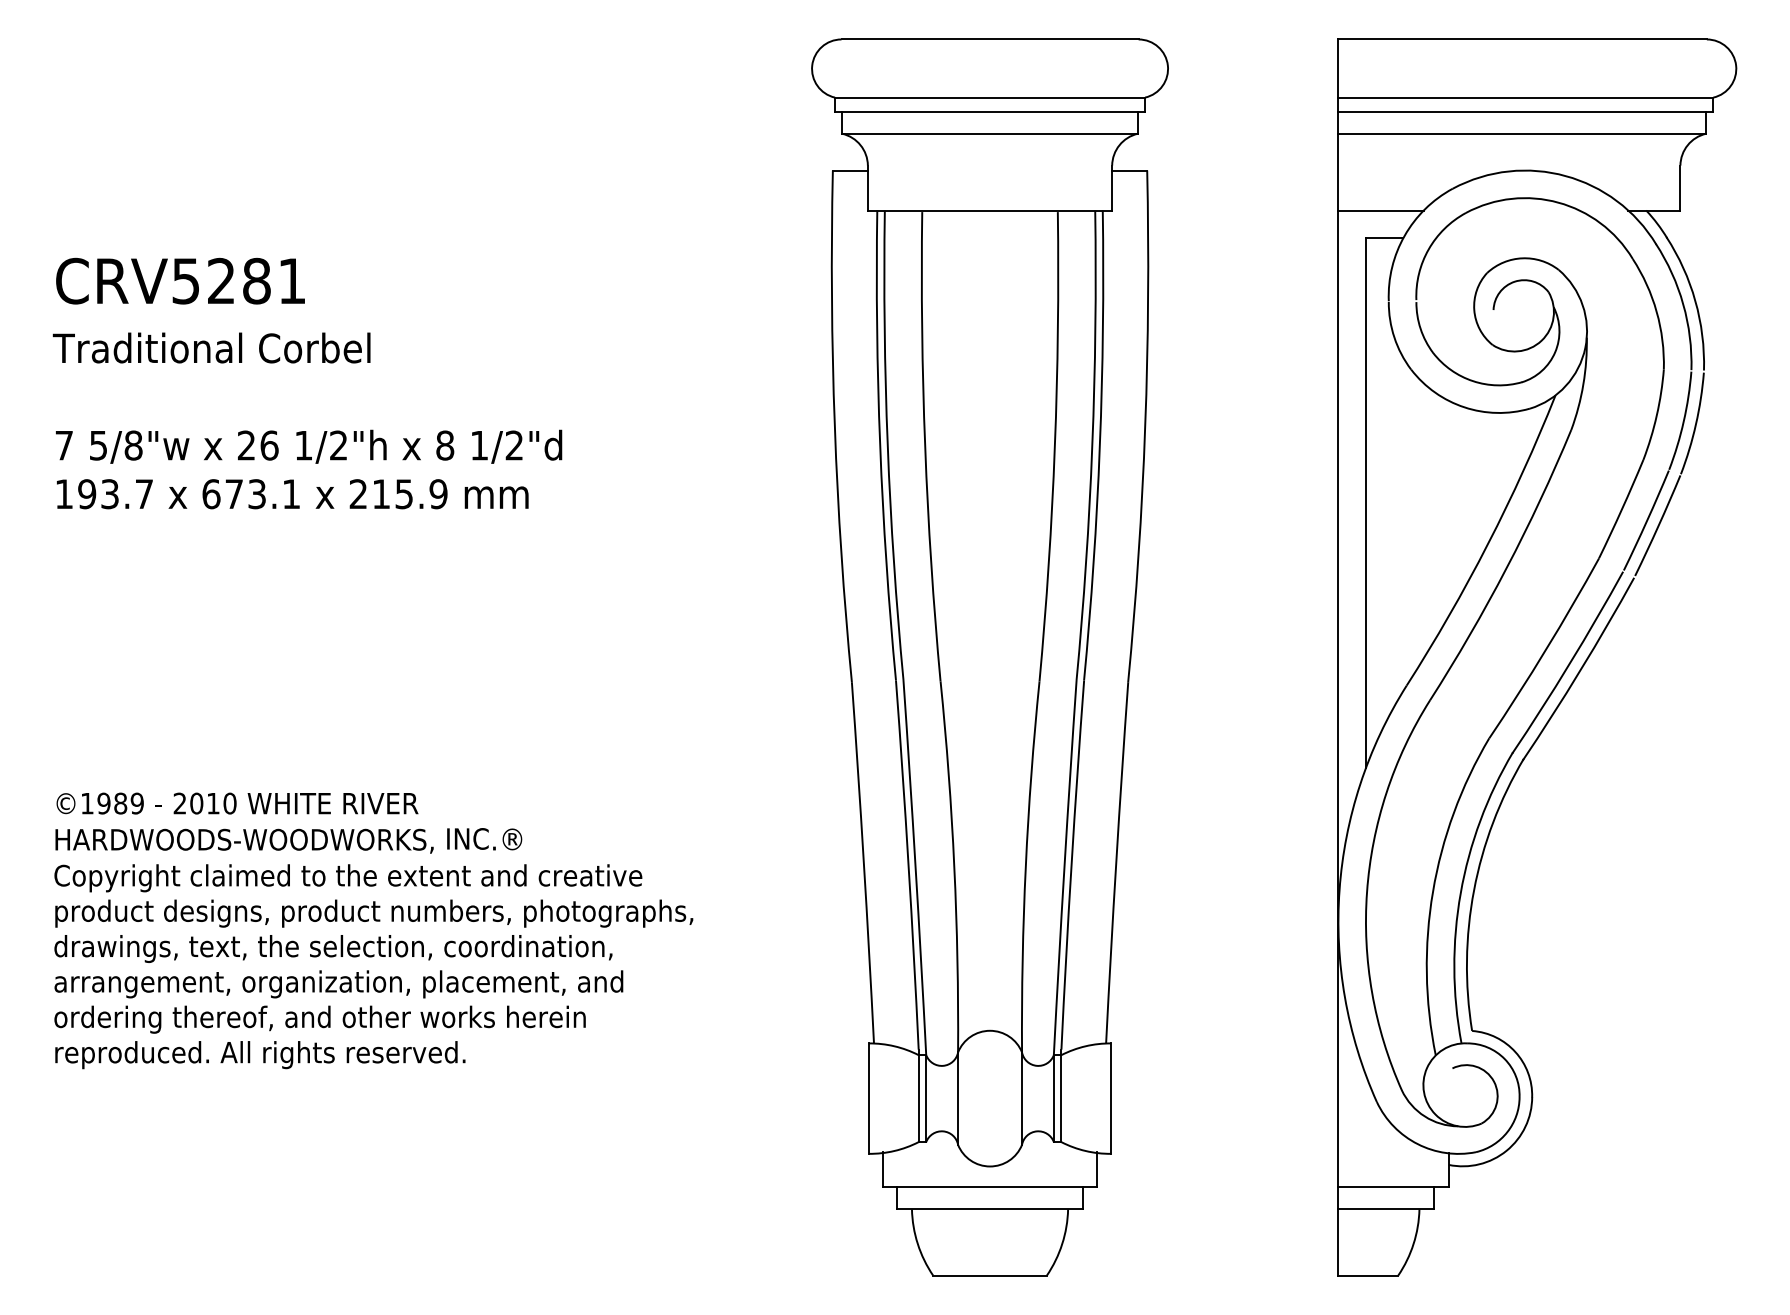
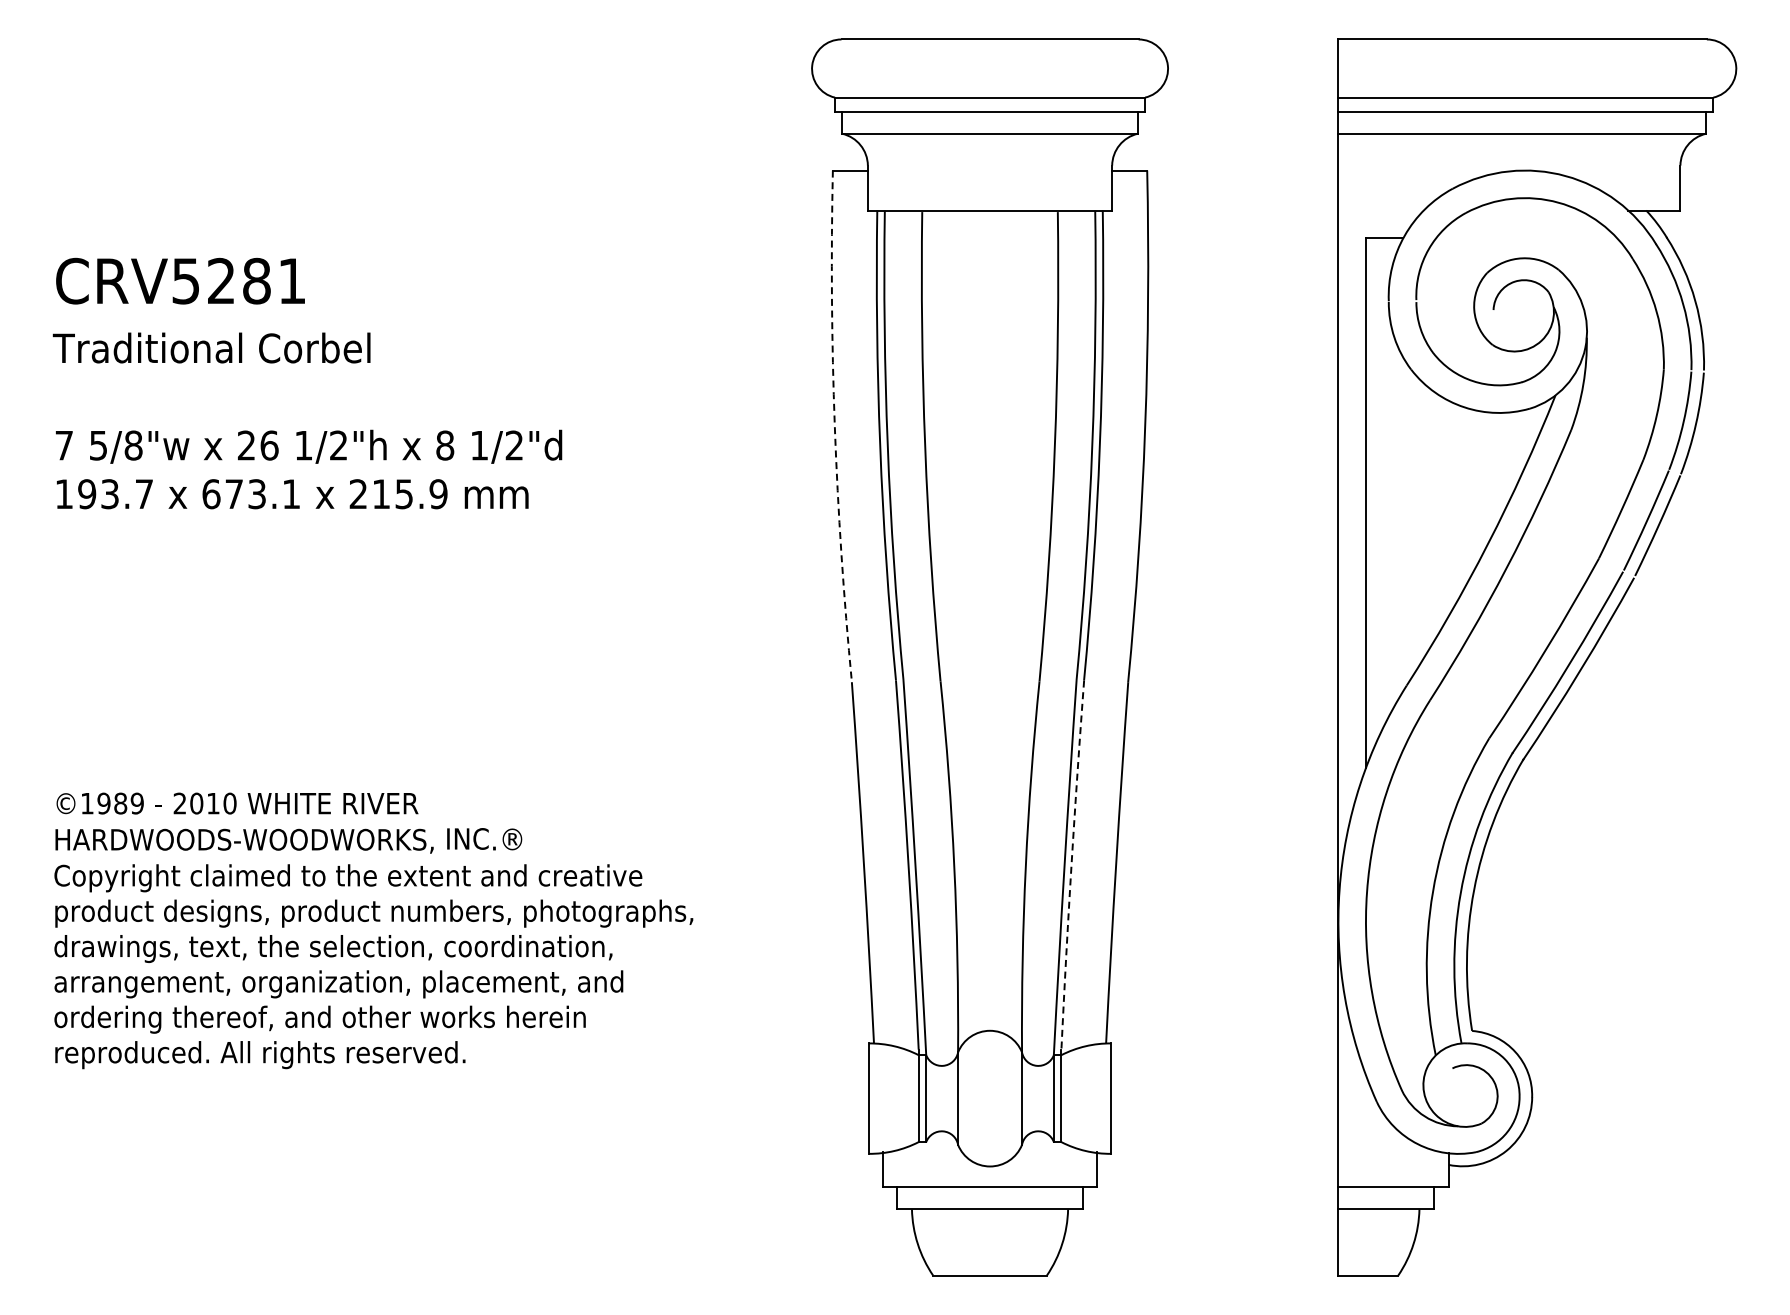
line: present -> none (1380, 210)
arc: solid -> dashed (834, 426)
arc: solid -> dashed (1071, 865)
